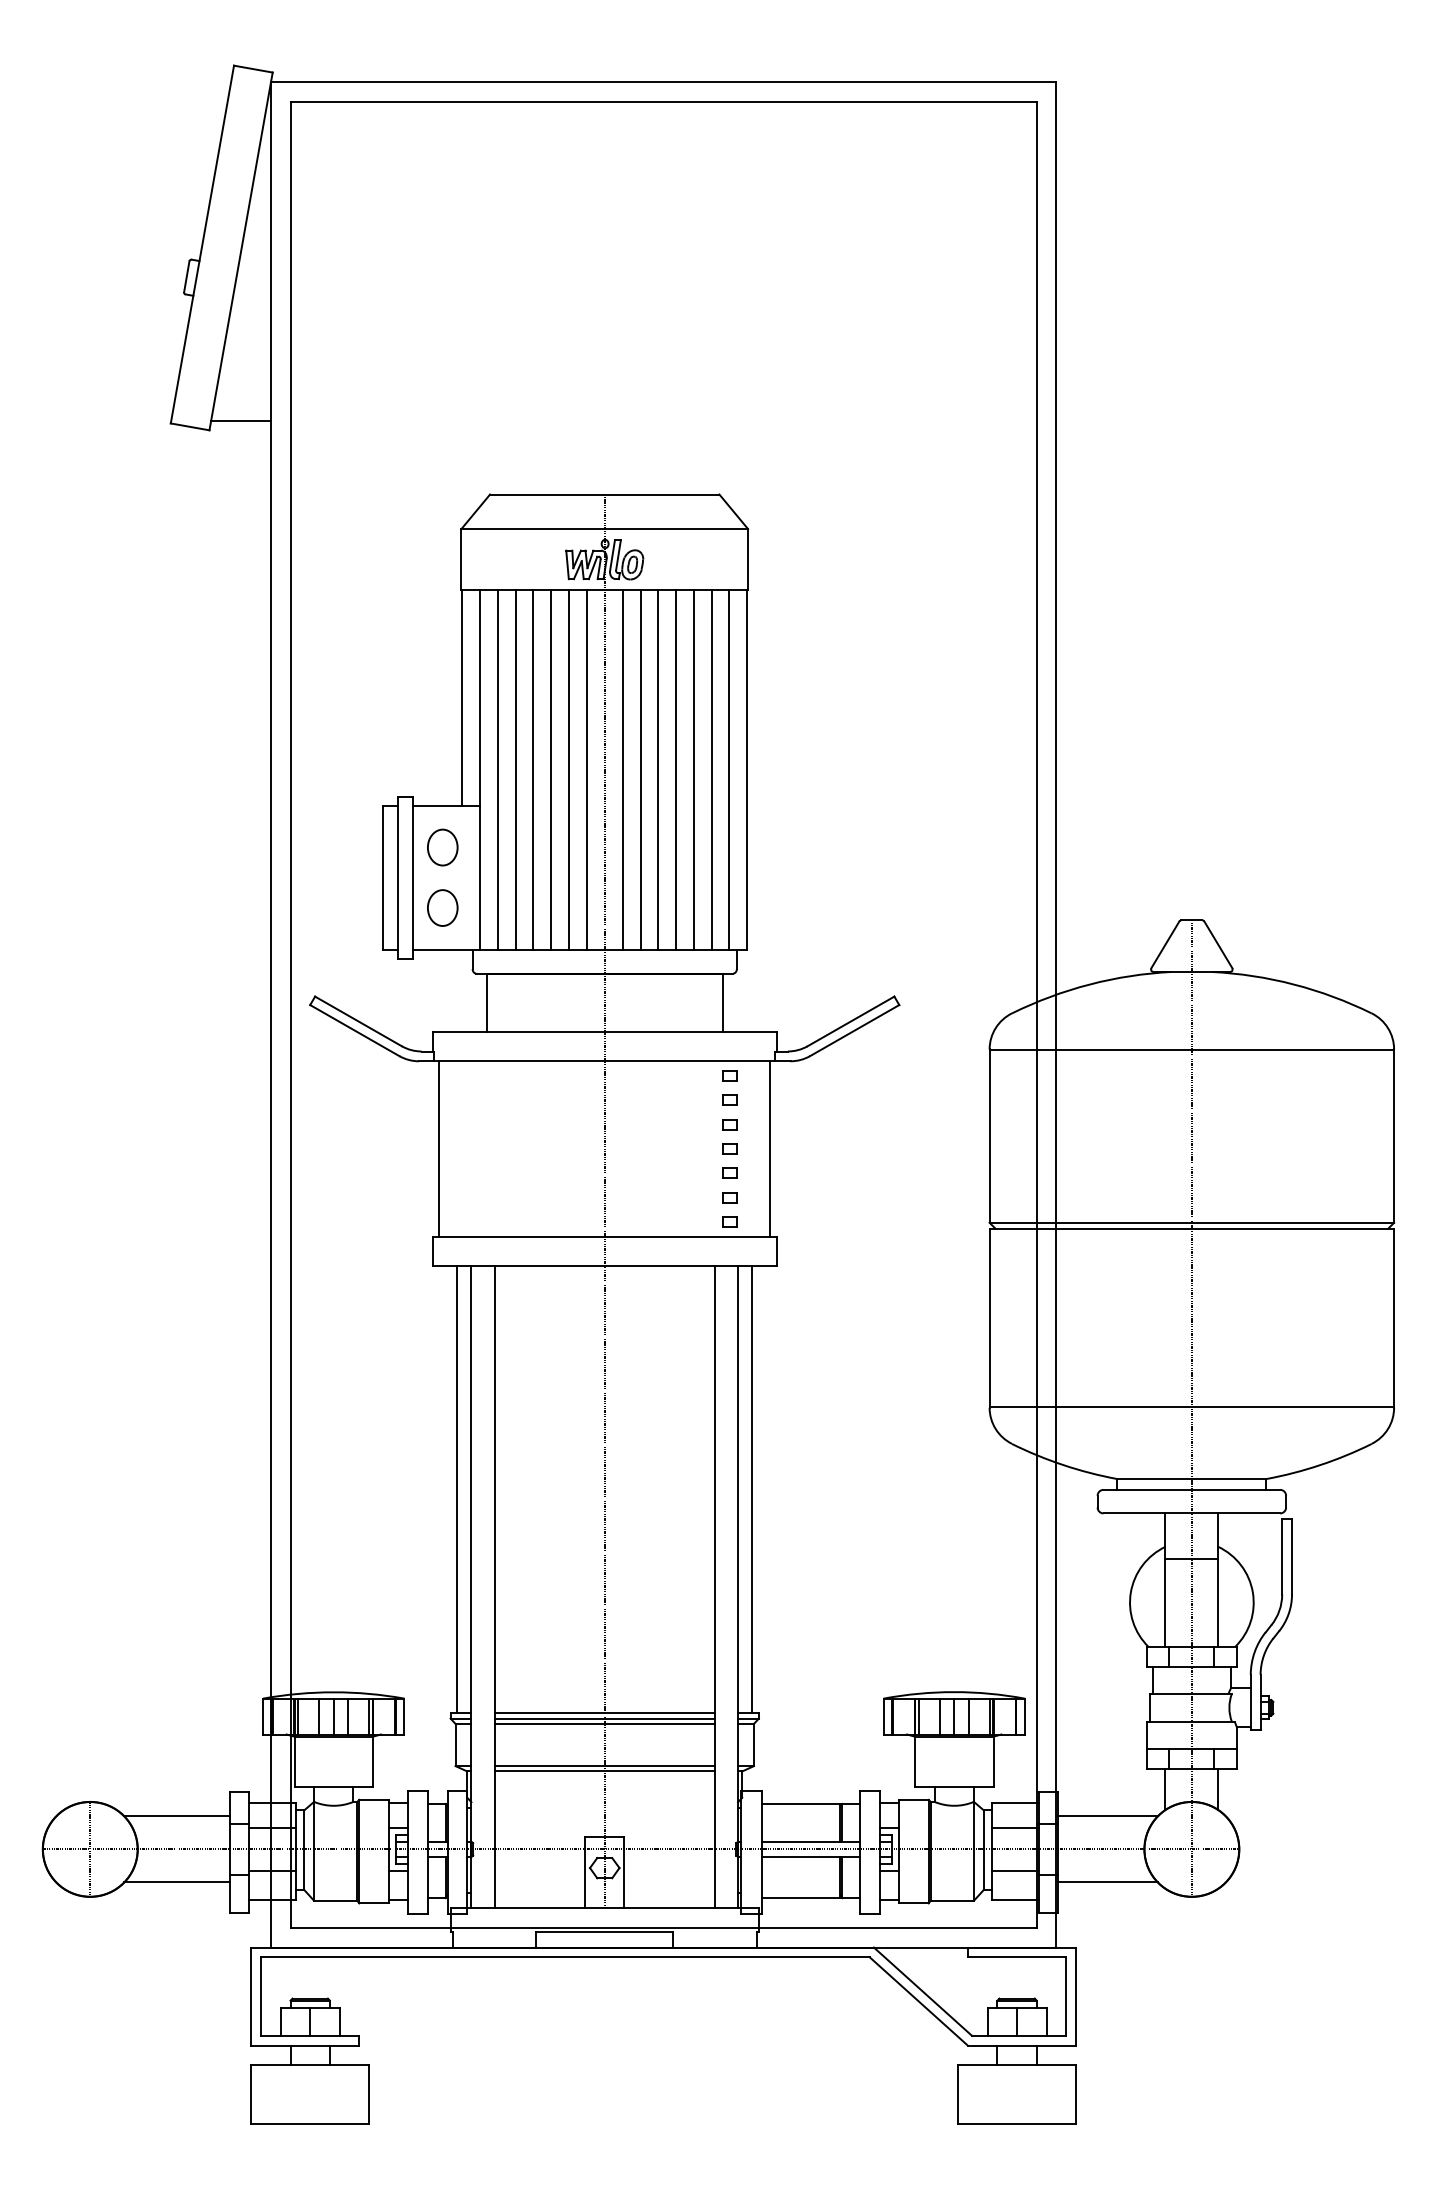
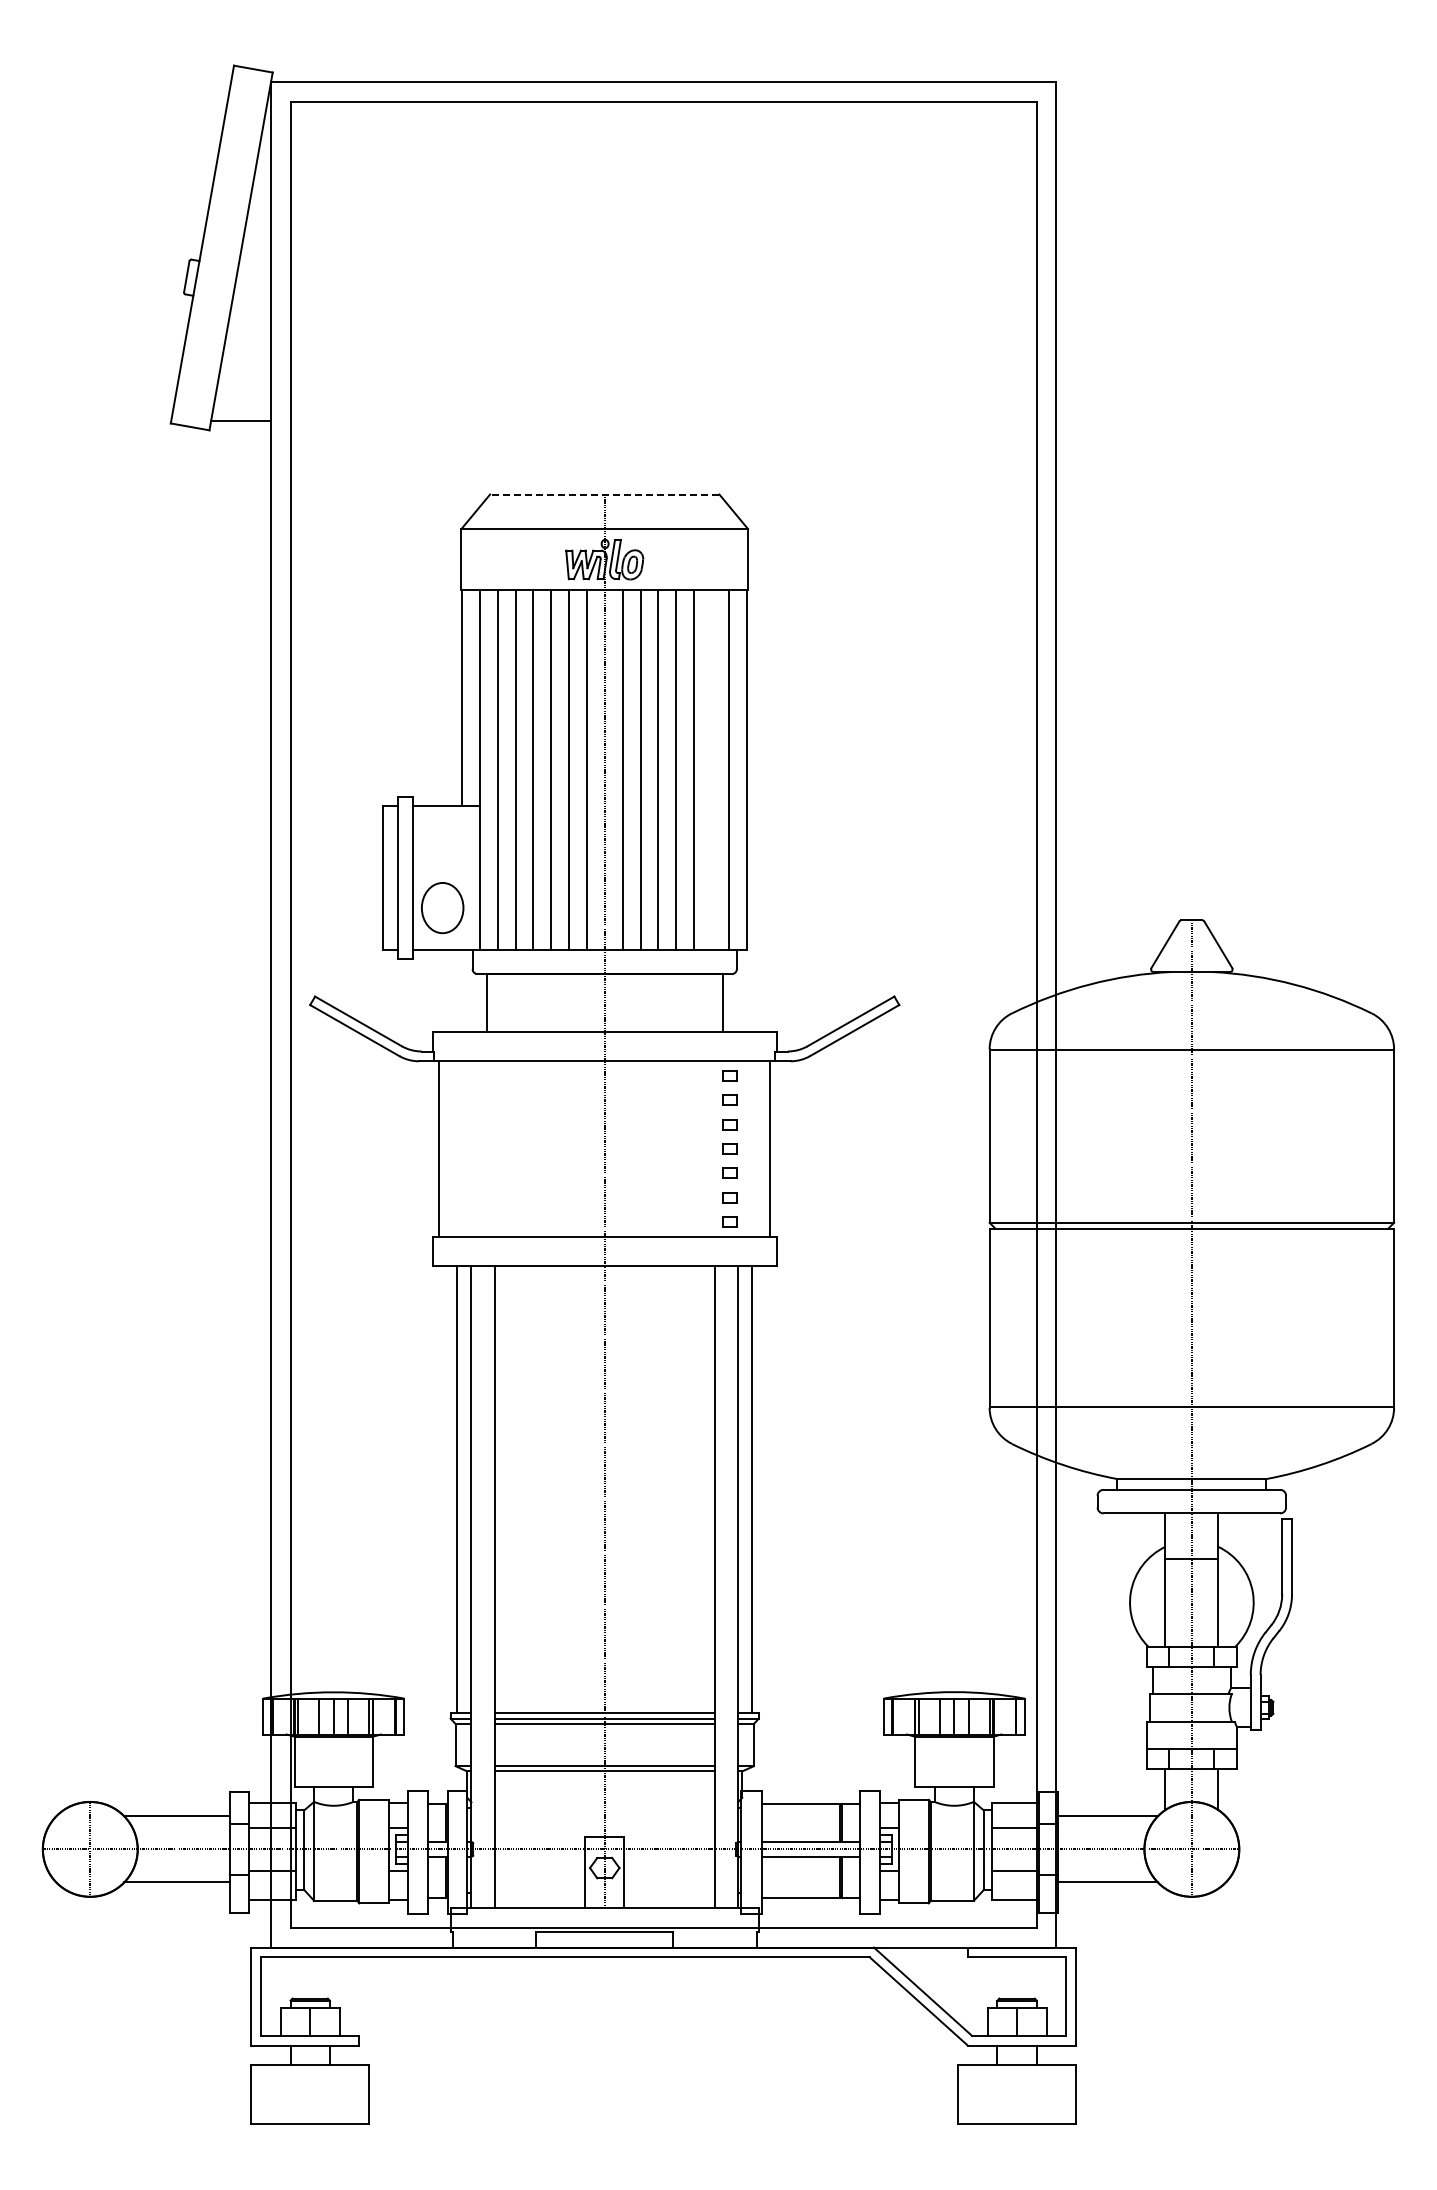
line: solid -> dashed (604, 494)
line: present -> none (711, 769)
part: present -> none (442, 847)
part size: 32x38 px -> 44x53 px (442, 908)
